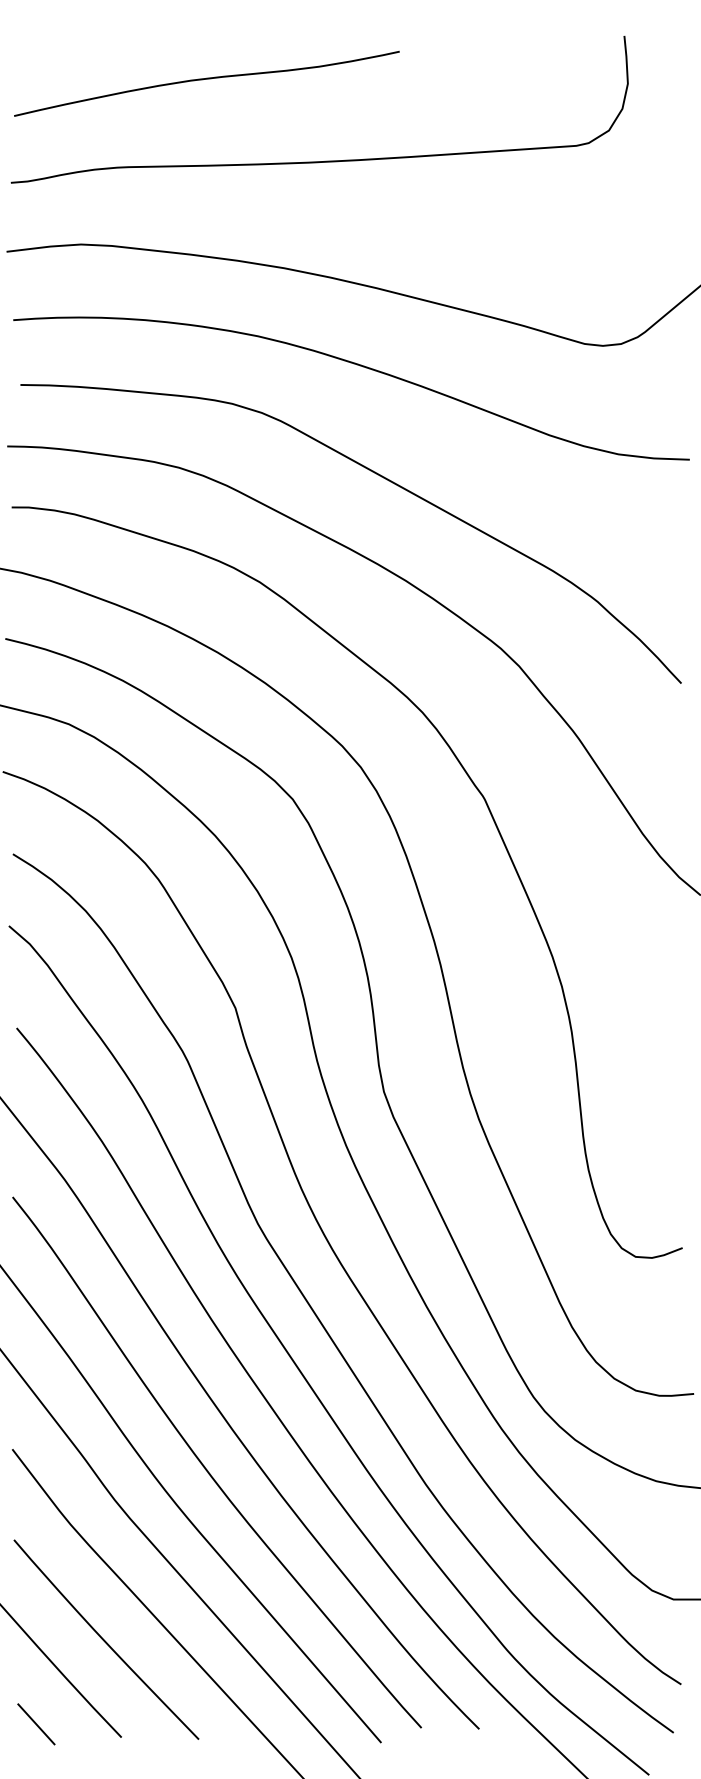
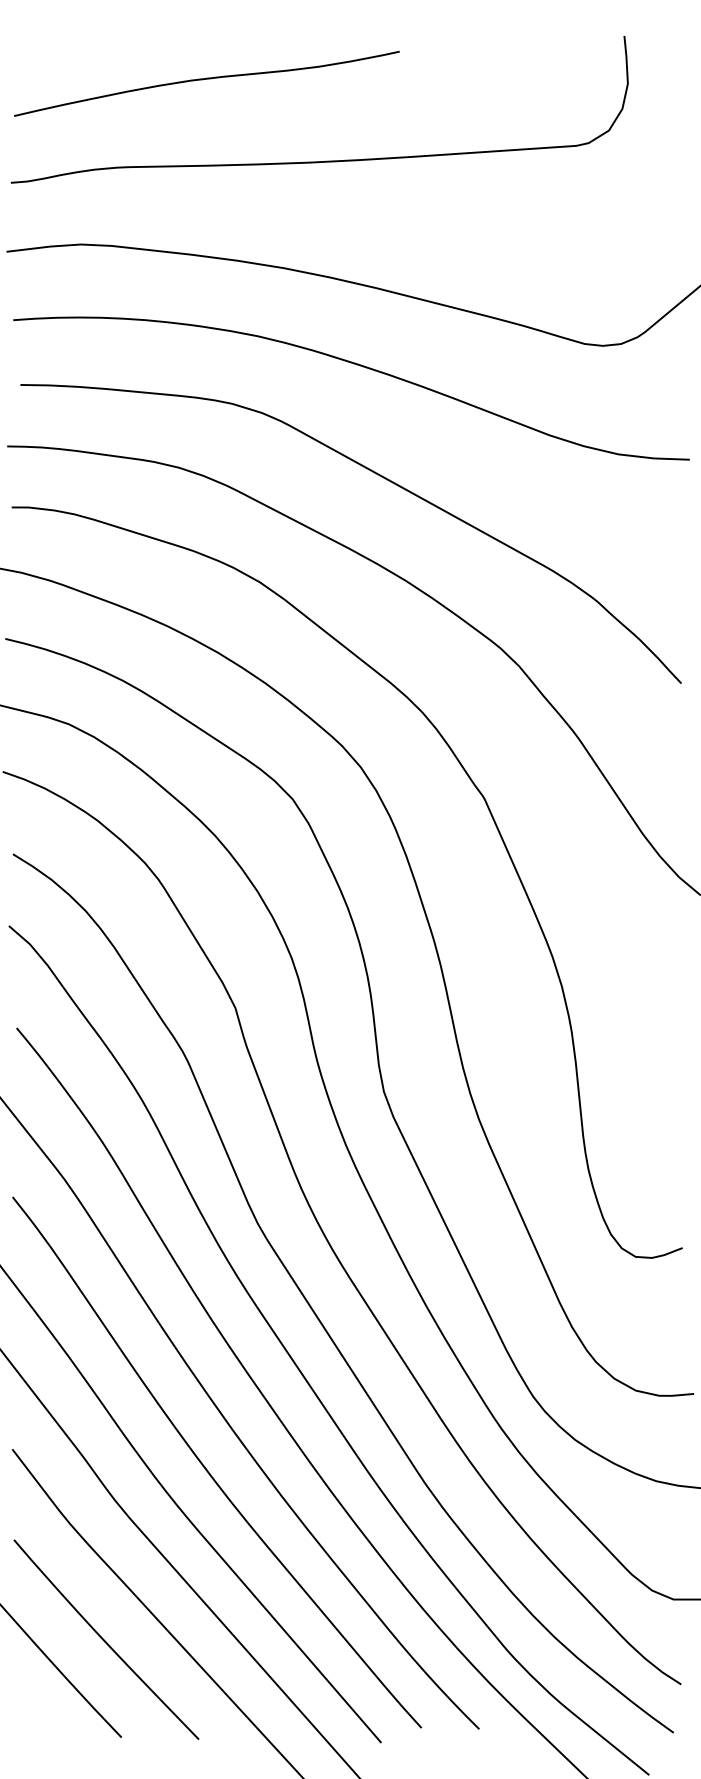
line: present -> none (36, 1724)
